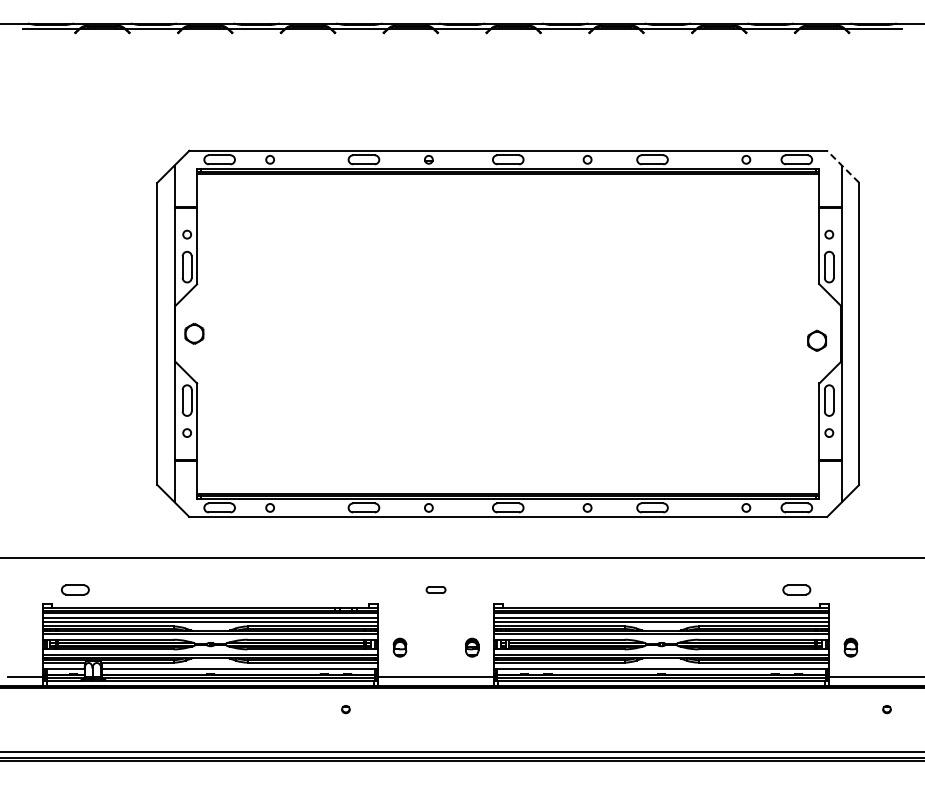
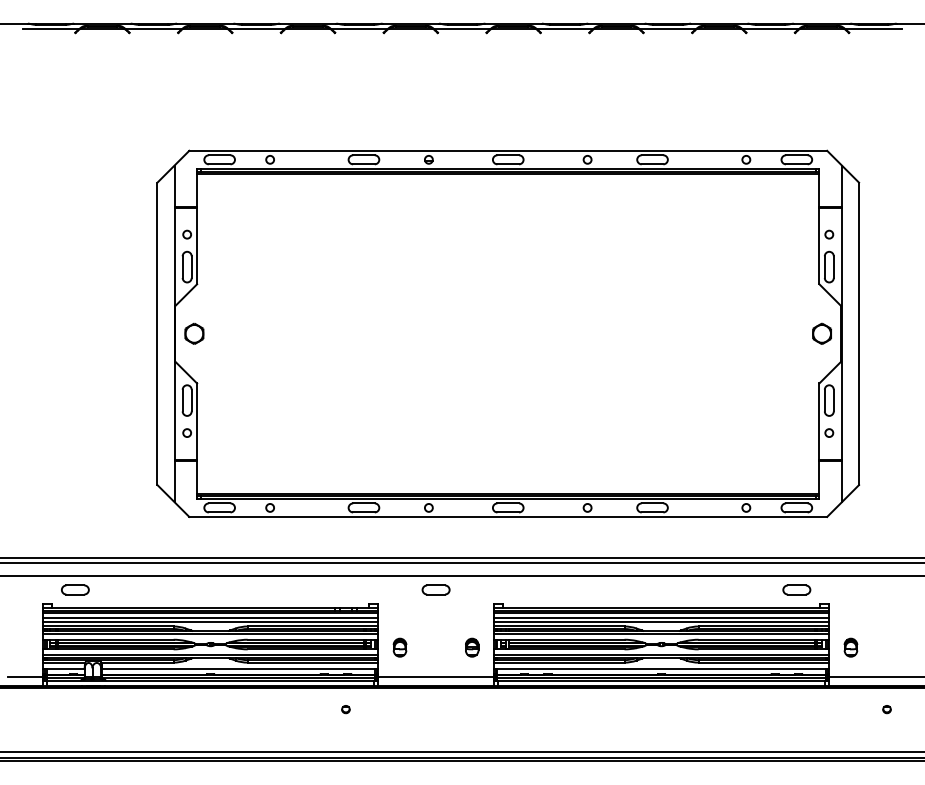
line: dashed -> solid (843, 166)
part position: (816, 340) -> (821, 333) (821, 333)
line: none -> present (461, 562)
line: none -> present (461, 575)
part size: 22x8 px -> 30x12 px (435, 589)
